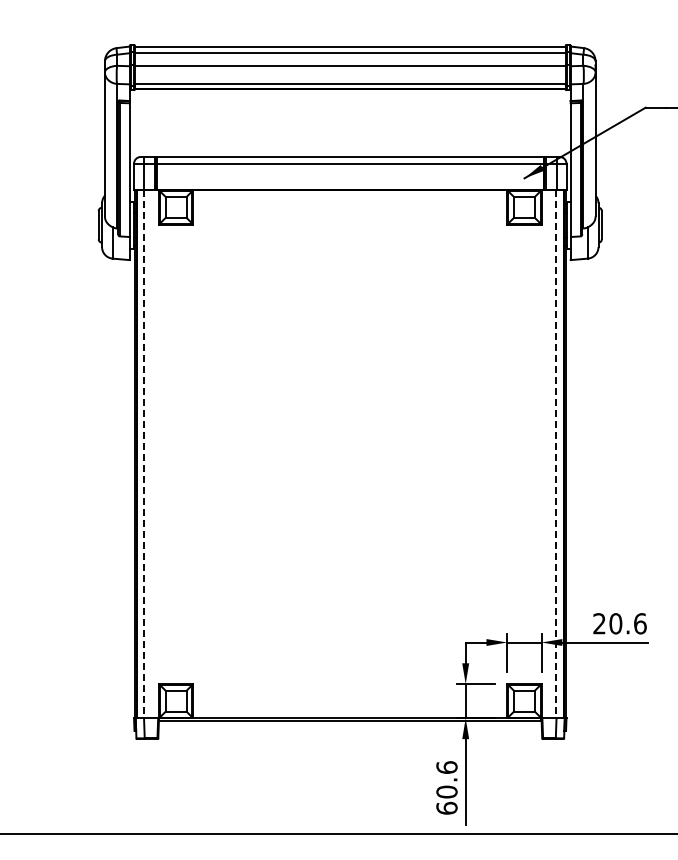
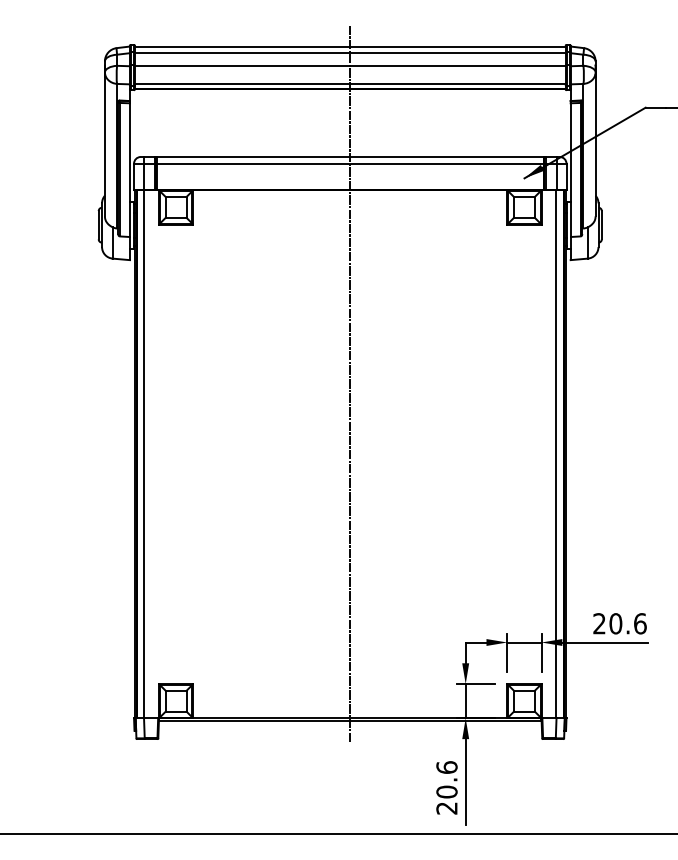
line: none -> present (350, 383)
line: dashed -> solid (144, 454)
line: dashed -> solid (556, 454)
text: 60.6 -> 20.6 (446, 807)
